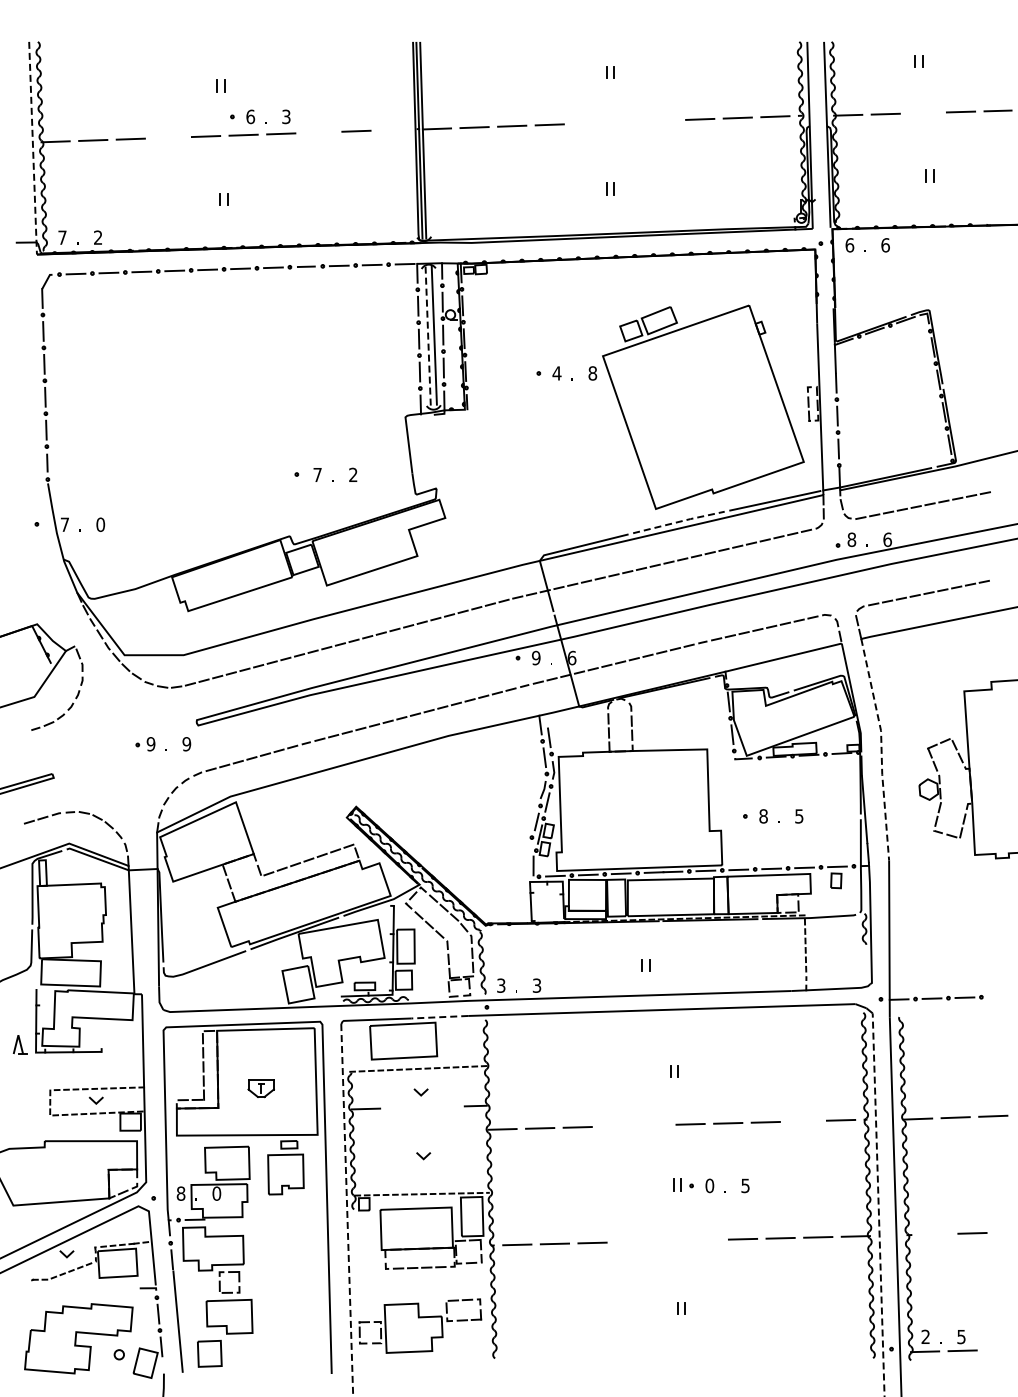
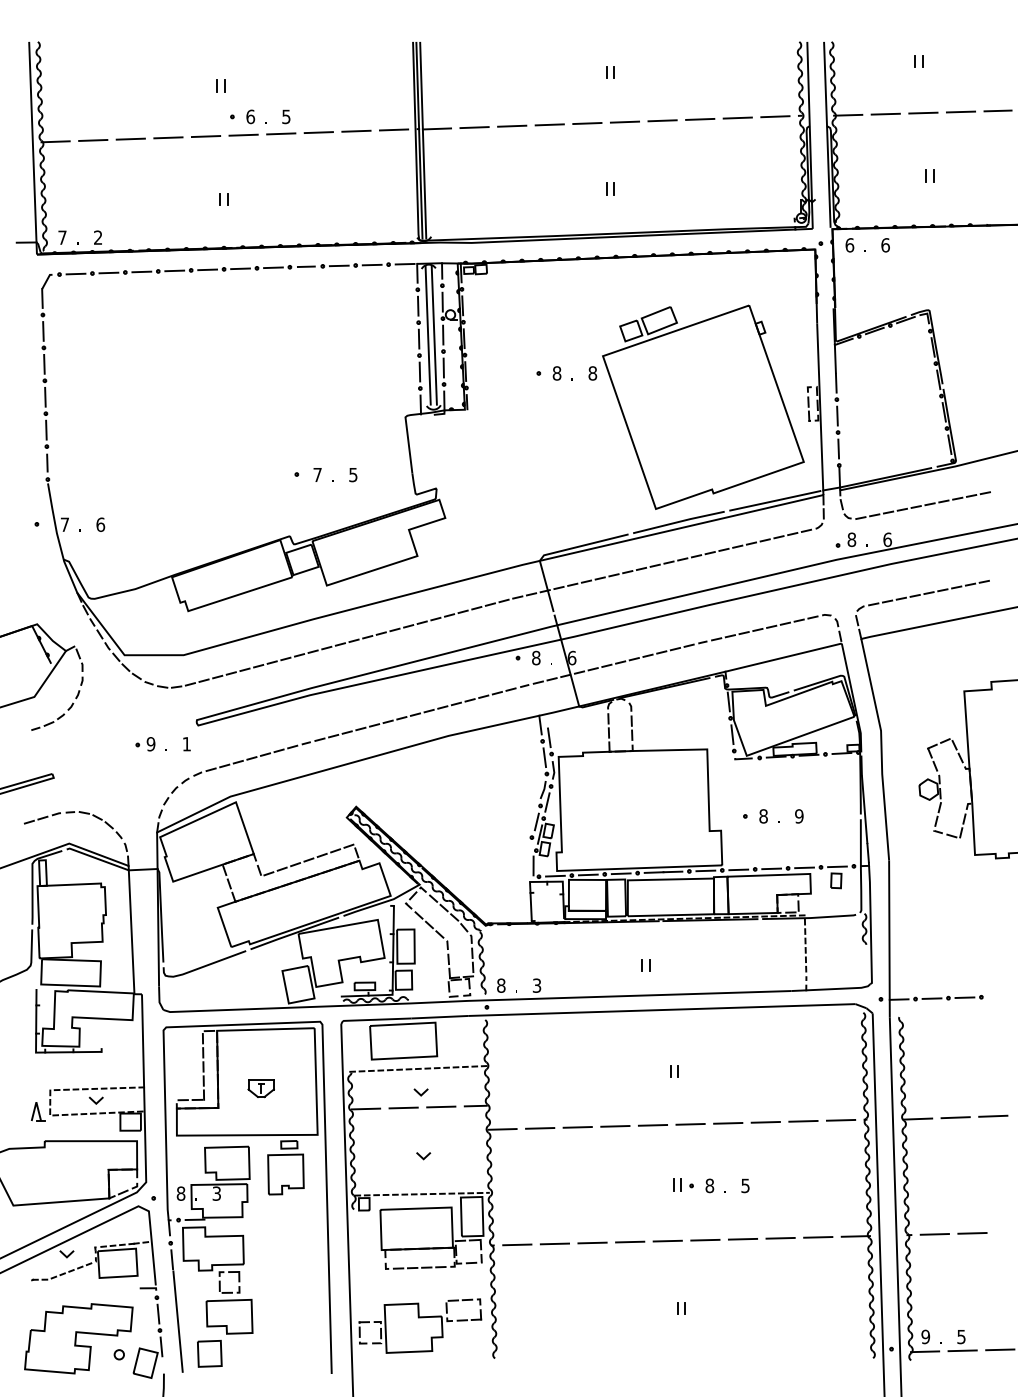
line: none -> present (923, 112)
text: 3 -> 5 (286, 116)
line: none -> present (662, 120)
line: none -> present (624, 121)
line: none -> present (587, 123)
line: none -> present (393, 129)
line: none -> present (318, 132)
line: none -> present (168, 137)
line: dashed -> solid (33, 148)
line: dashed -> solid (428, 335)
text: 4 -> 8 (556, 373)
text: 2 -> 5 (353, 474)
line: dashed -> solid (679, 521)
text: 0 -> 6 (100, 524)
text: 9 -> 8 (536, 658)
text: 9 -> 1 (186, 744)
line: dashed -> solid (881, 749)
text: 5 -> 9 (799, 816)
text: 3 -> 8 (501, 985)
line: dashed -> solid (439, 1017)
part position: (20, 1044) -> (38, 1111) (38, 1111)
line: none -> present (441, 1106)
line: none -> present (403, 1107)
line: none -> present (803, 1120)
line: none -> present (652, 1125)
line: none -> present (615, 1126)
text: 0 -> 8 (709, 1185)
text: 0 -> 3 (216, 1193)
line: dashed -> solid (878, 1205)
line: dashed -> solid (347, 1210)
line: none -> present (934, 1234)
line: none -> present (705, 1239)
line: none -> present (667, 1240)
line: none -> present (630, 1241)
text: 2 -> 9 (925, 1336)
line: none -> present (1000, 1349)
